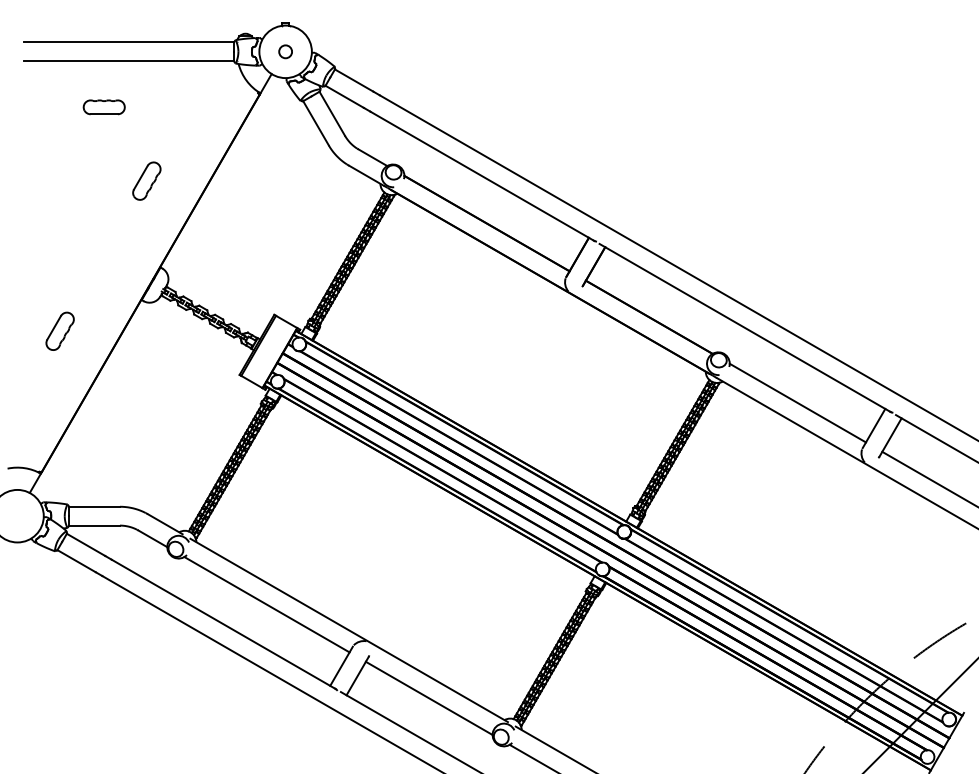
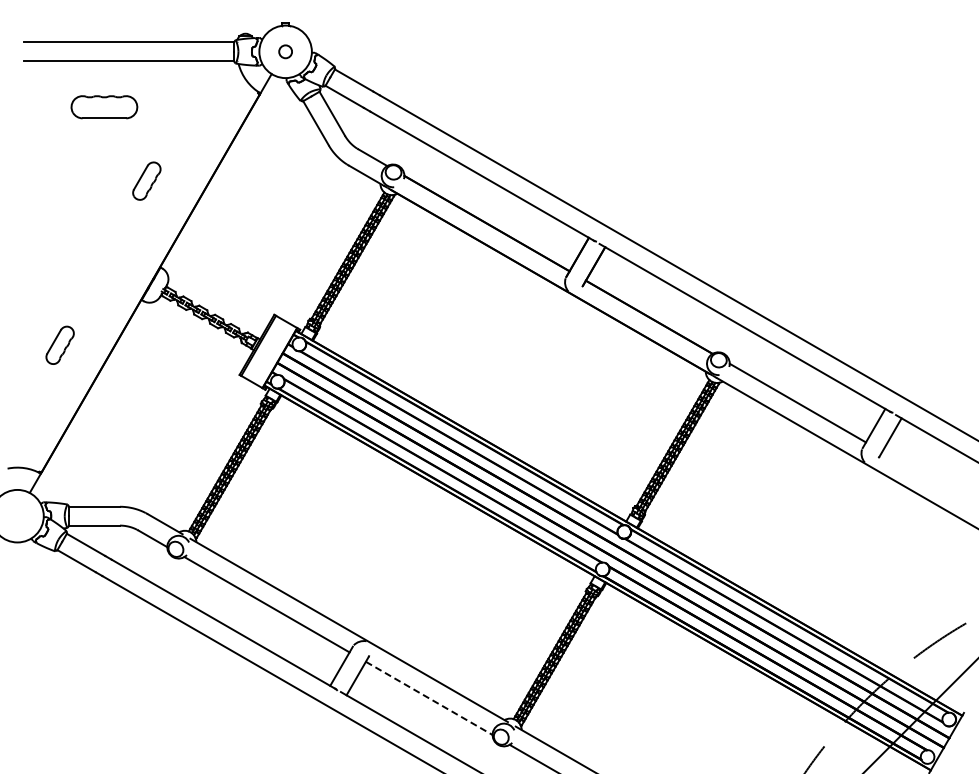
part size: 44x17 px -> 69x25 px (104, 107)
part position: (59, 330) -> (59, 344) (59, 344)
line: present -> none (928, 478)
line: solid -> dashed (429, 698)
